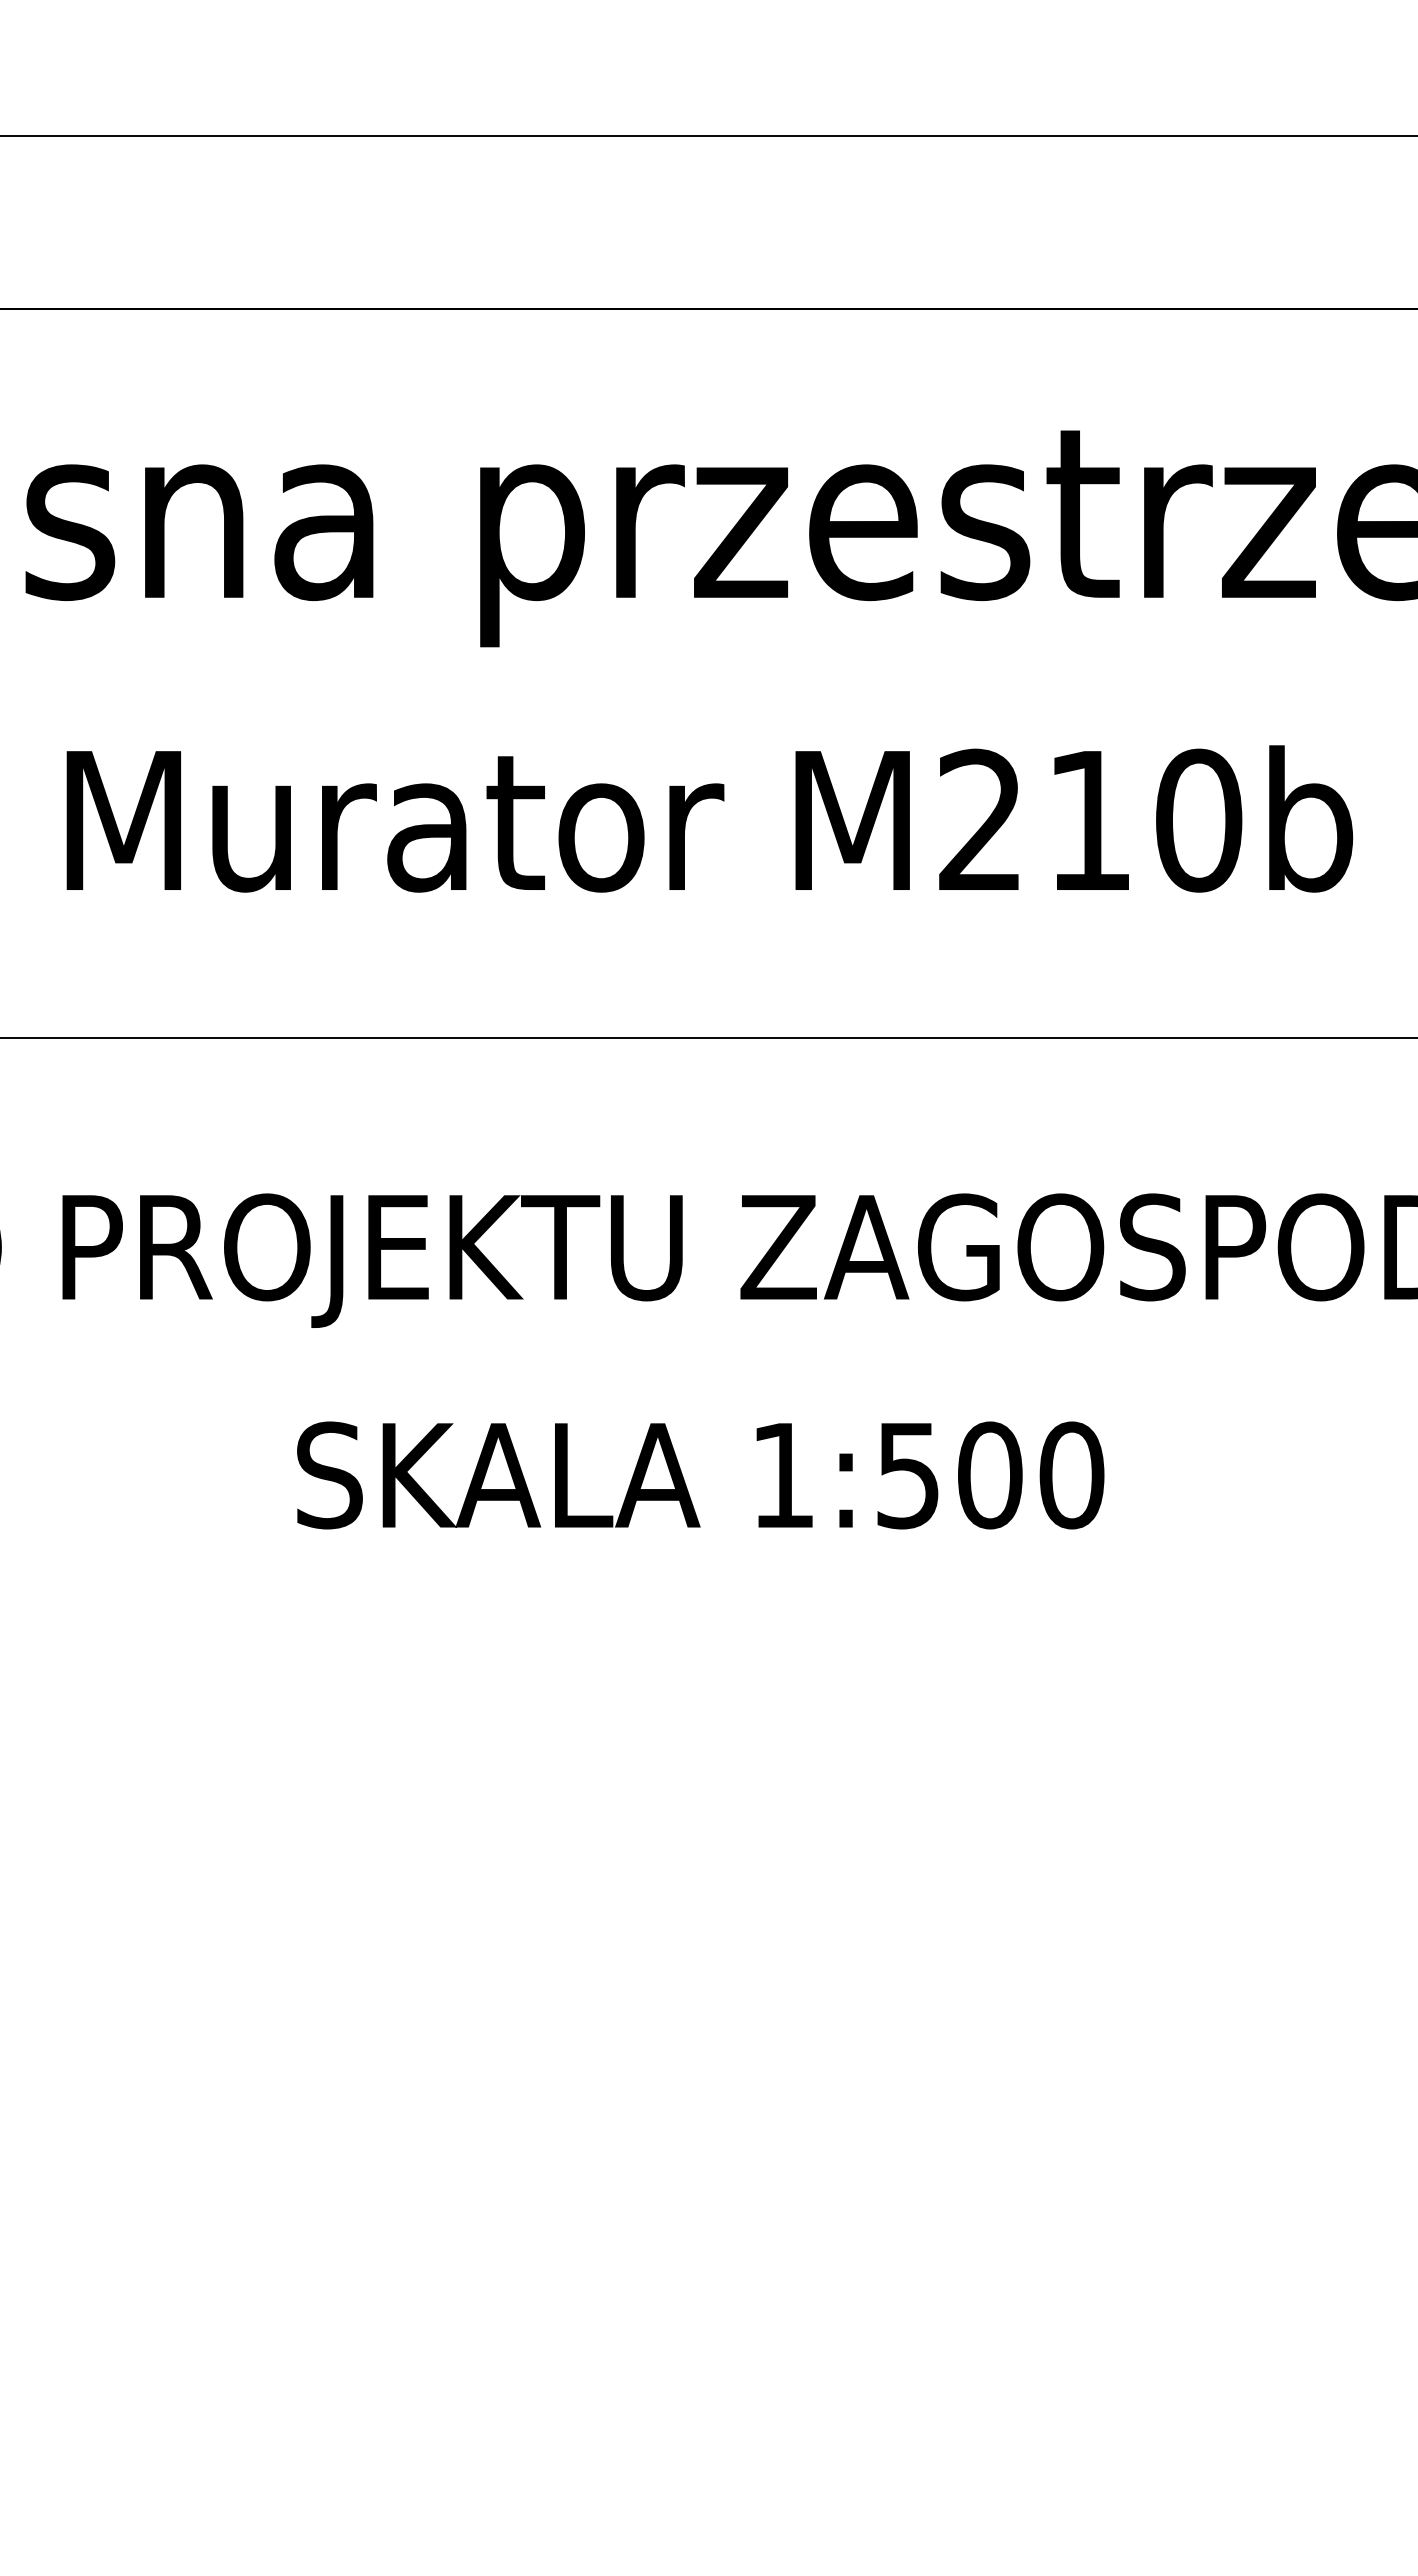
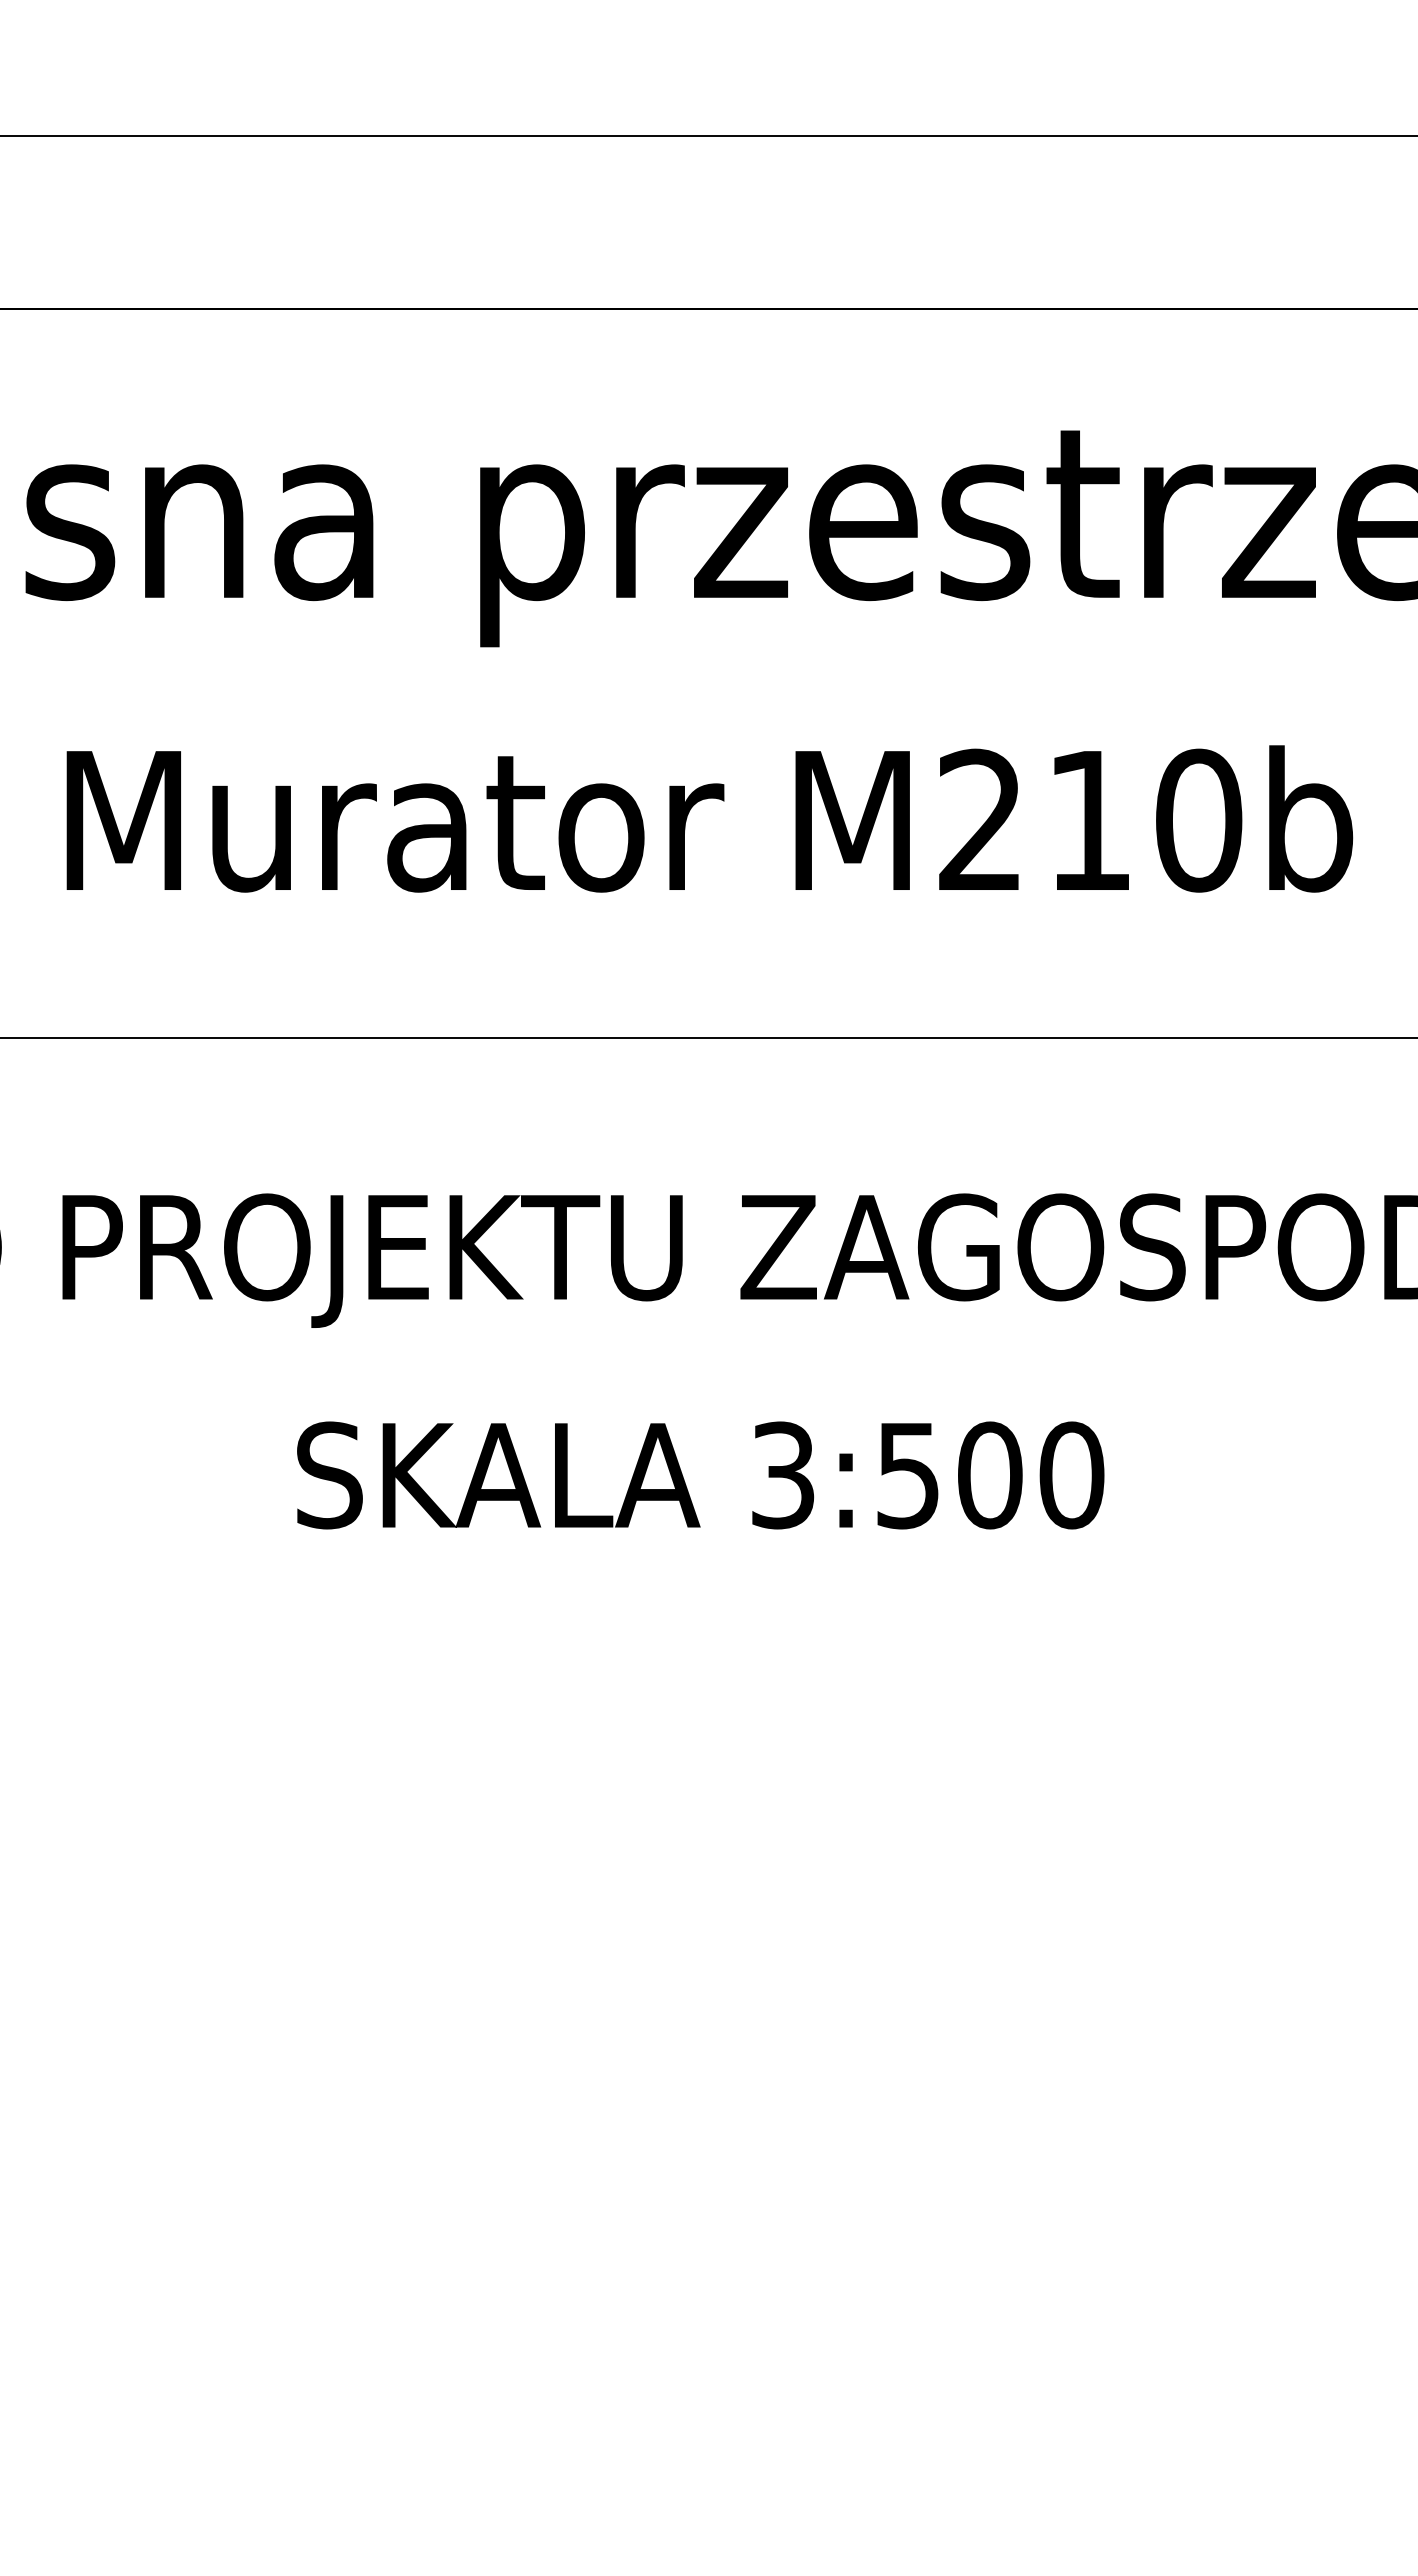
text: 1:500 -> 3:500 (783, 1475)
